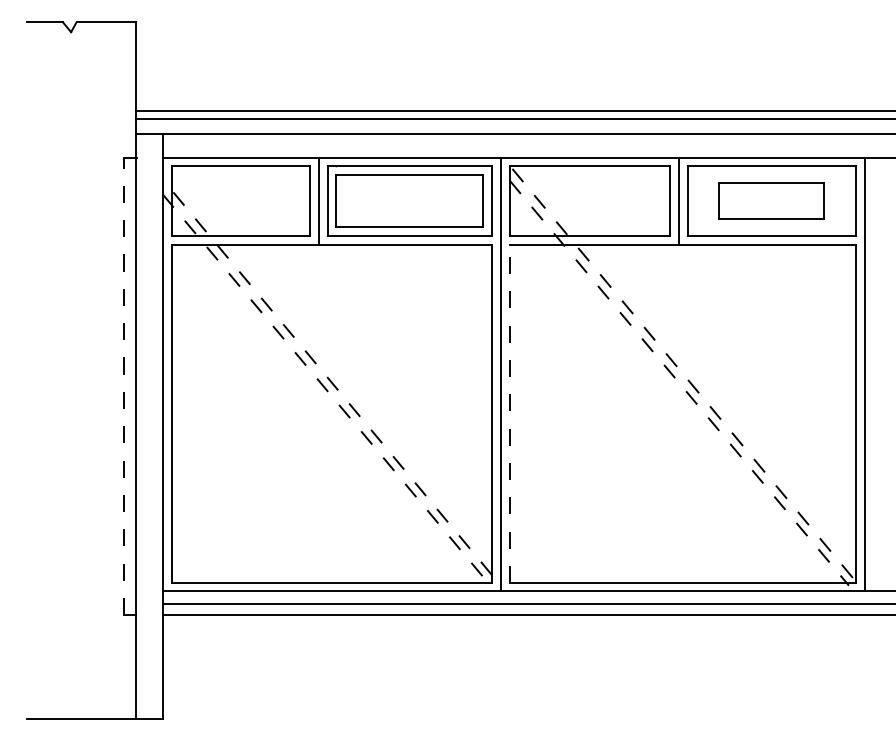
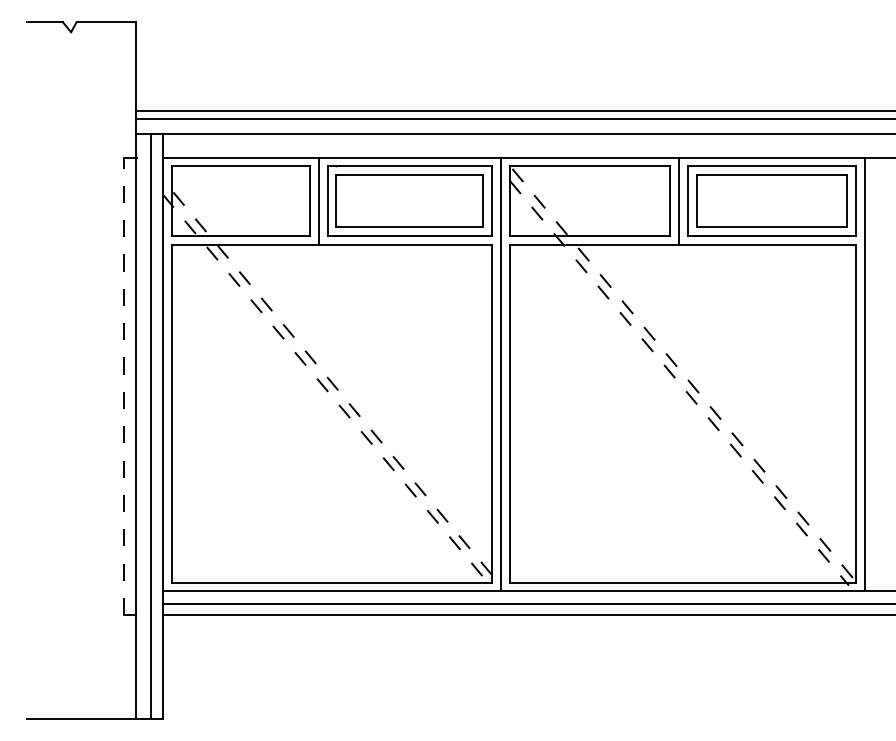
part size: 107x38 px -> 152x54 px (771, 200)
line: dashed -> solid (509, 413)
line: none -> present (150, 426)
